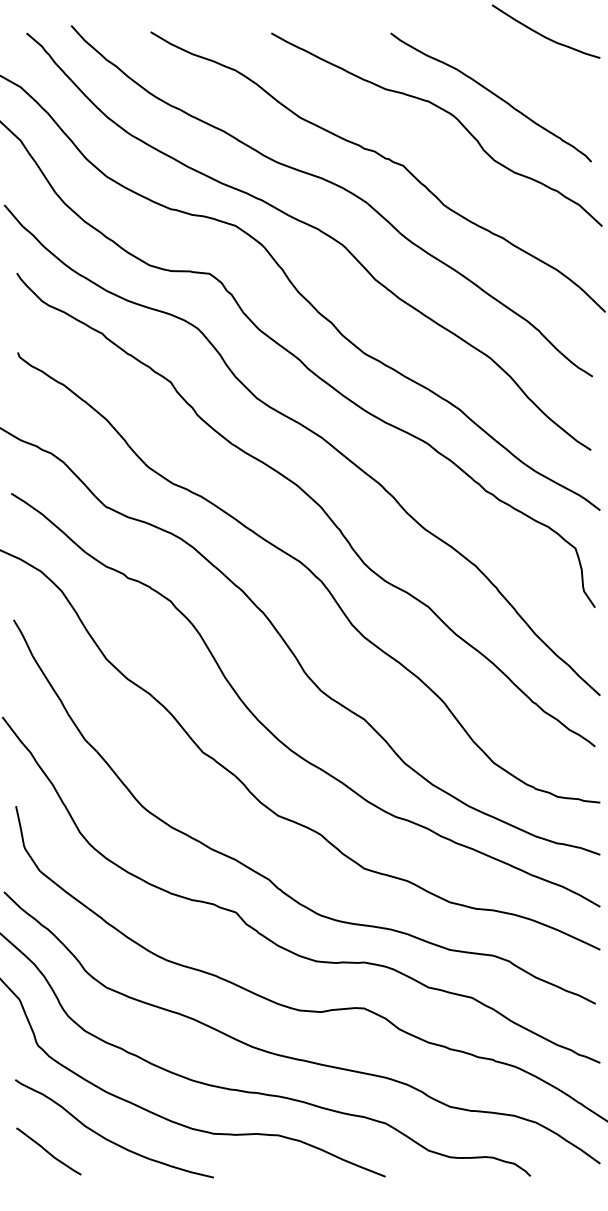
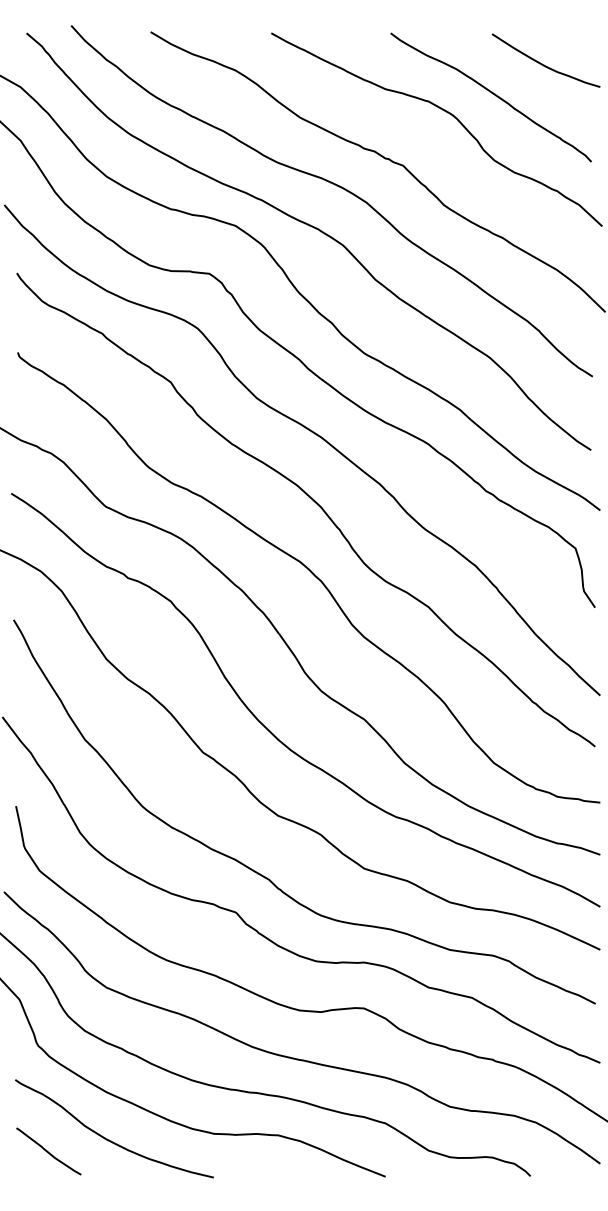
curve position: (544, 35) -> (544, 64) (544, 64)
